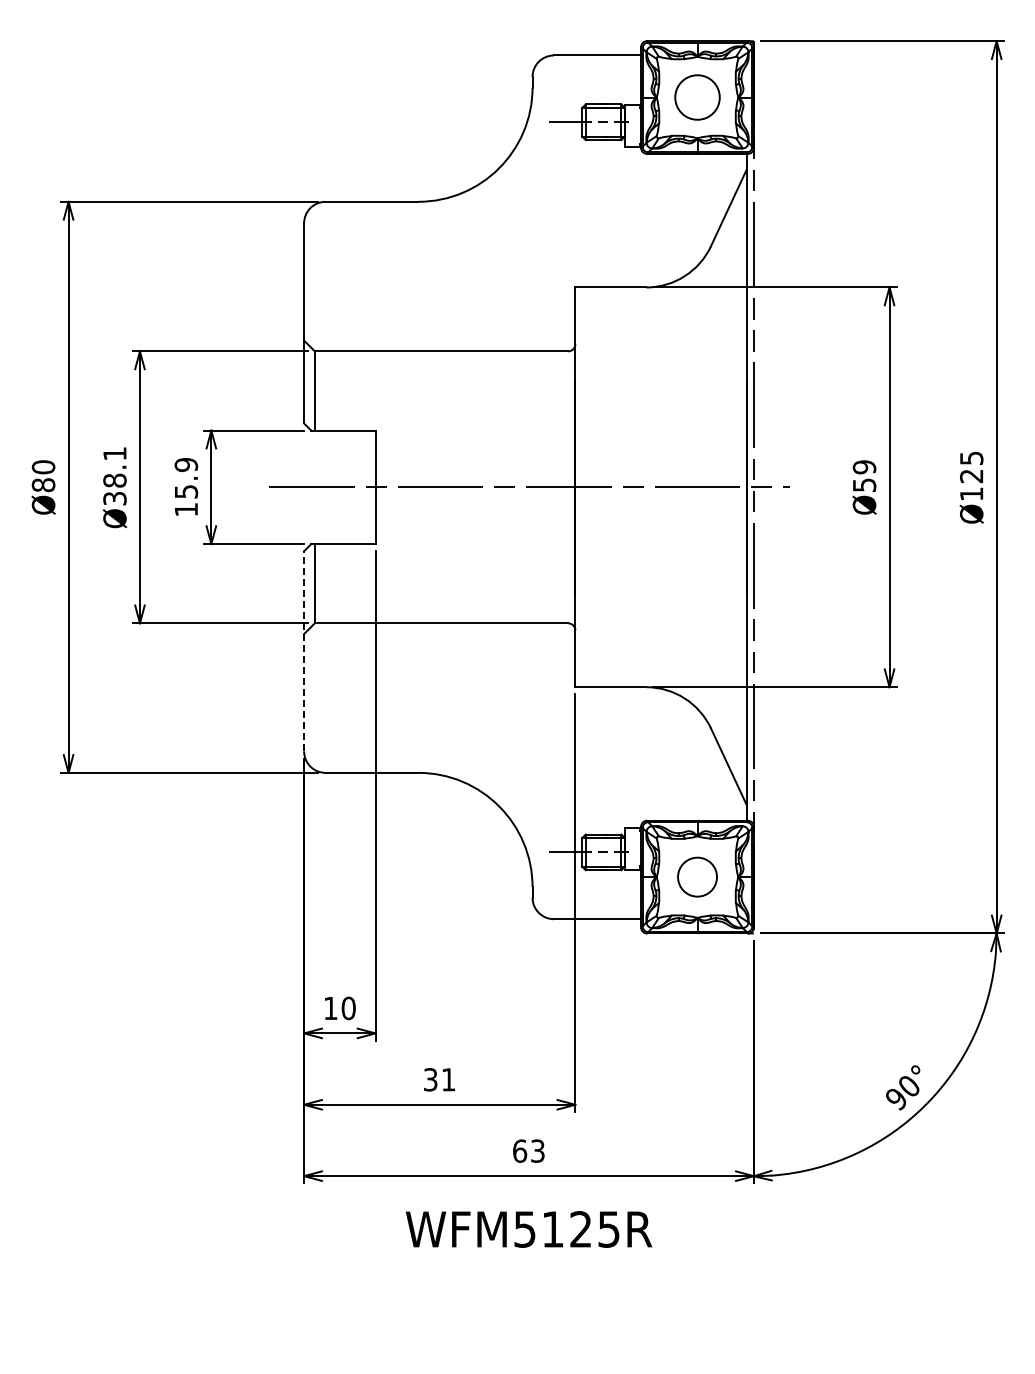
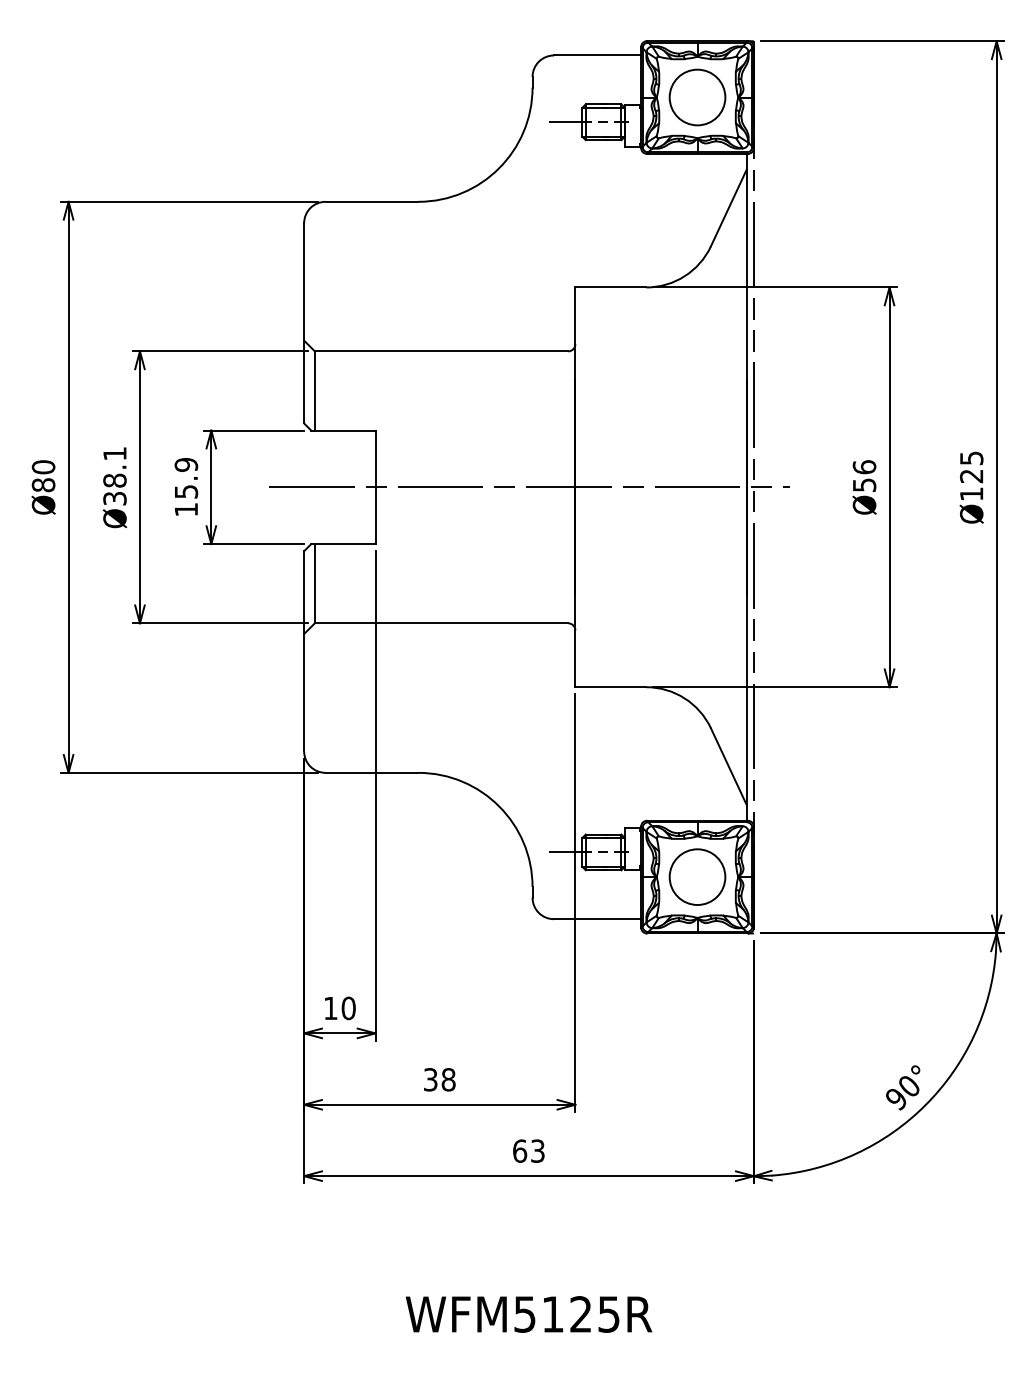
circle diameter: 45 px -> 56 px (697, 97)
text: Ø59 -> Ø56 (864, 467)
line: dashed -> solid (304, 650)
circle diameter: 39 px -> 56 px (697, 876)
text: 31 -> 38 (448, 1079)
text position: (528, 1229) -> (528, 1314) (528, 1314)
